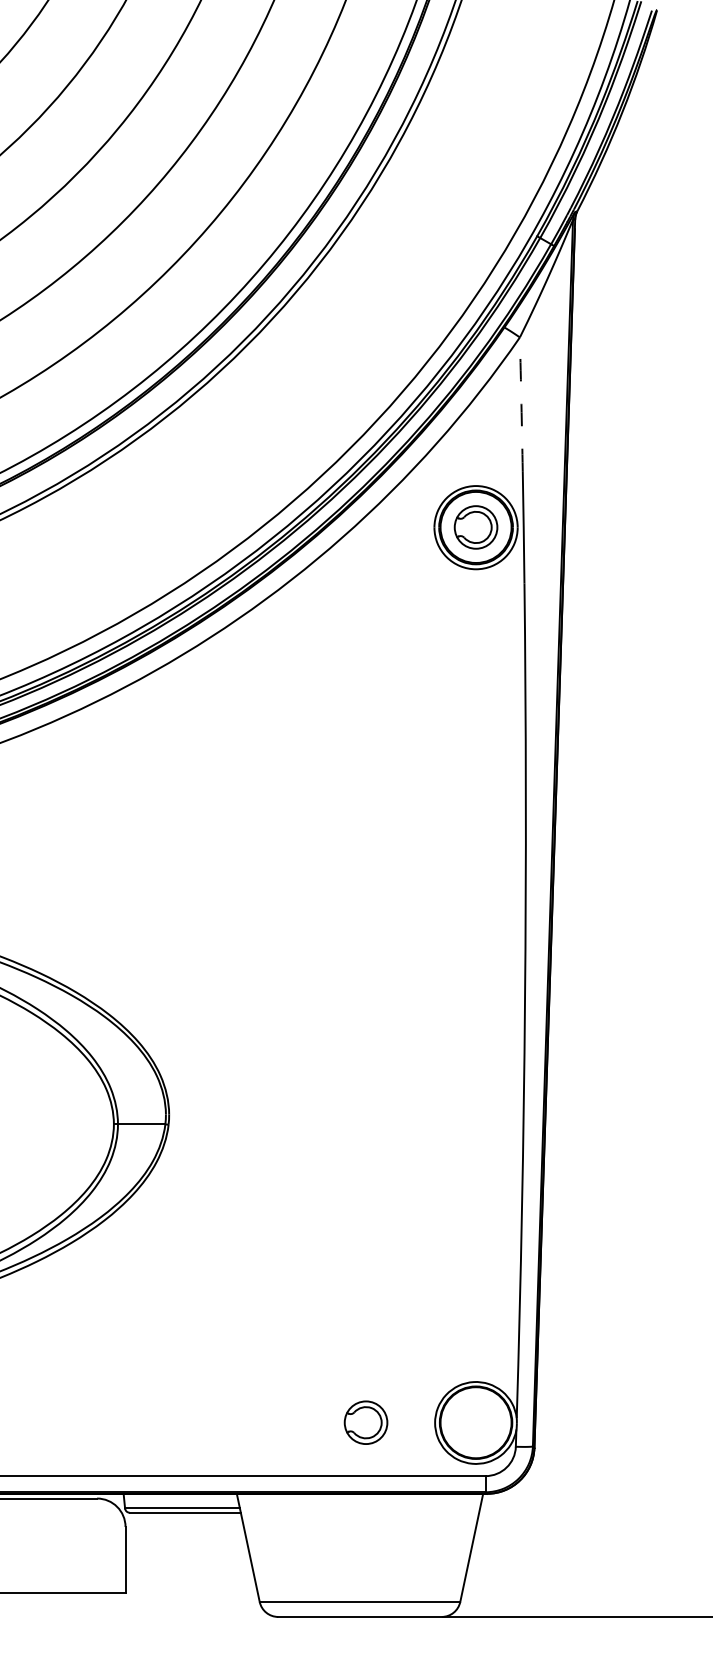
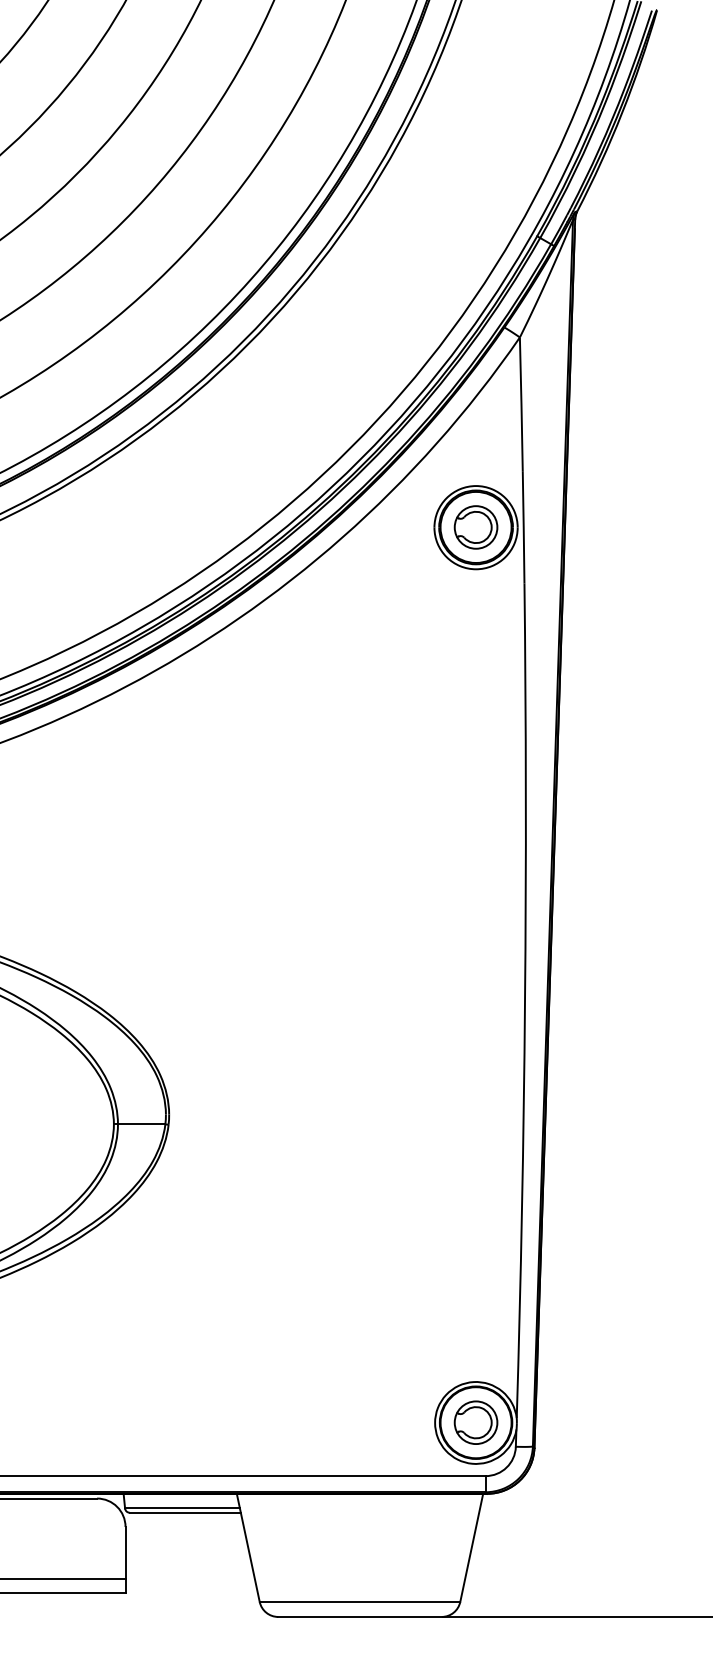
arc: dashed -> solid (521, 404)
part position: (365, 1422) -> (475, 1422) (475, 1422)
line: none -> present (63, 1579)
